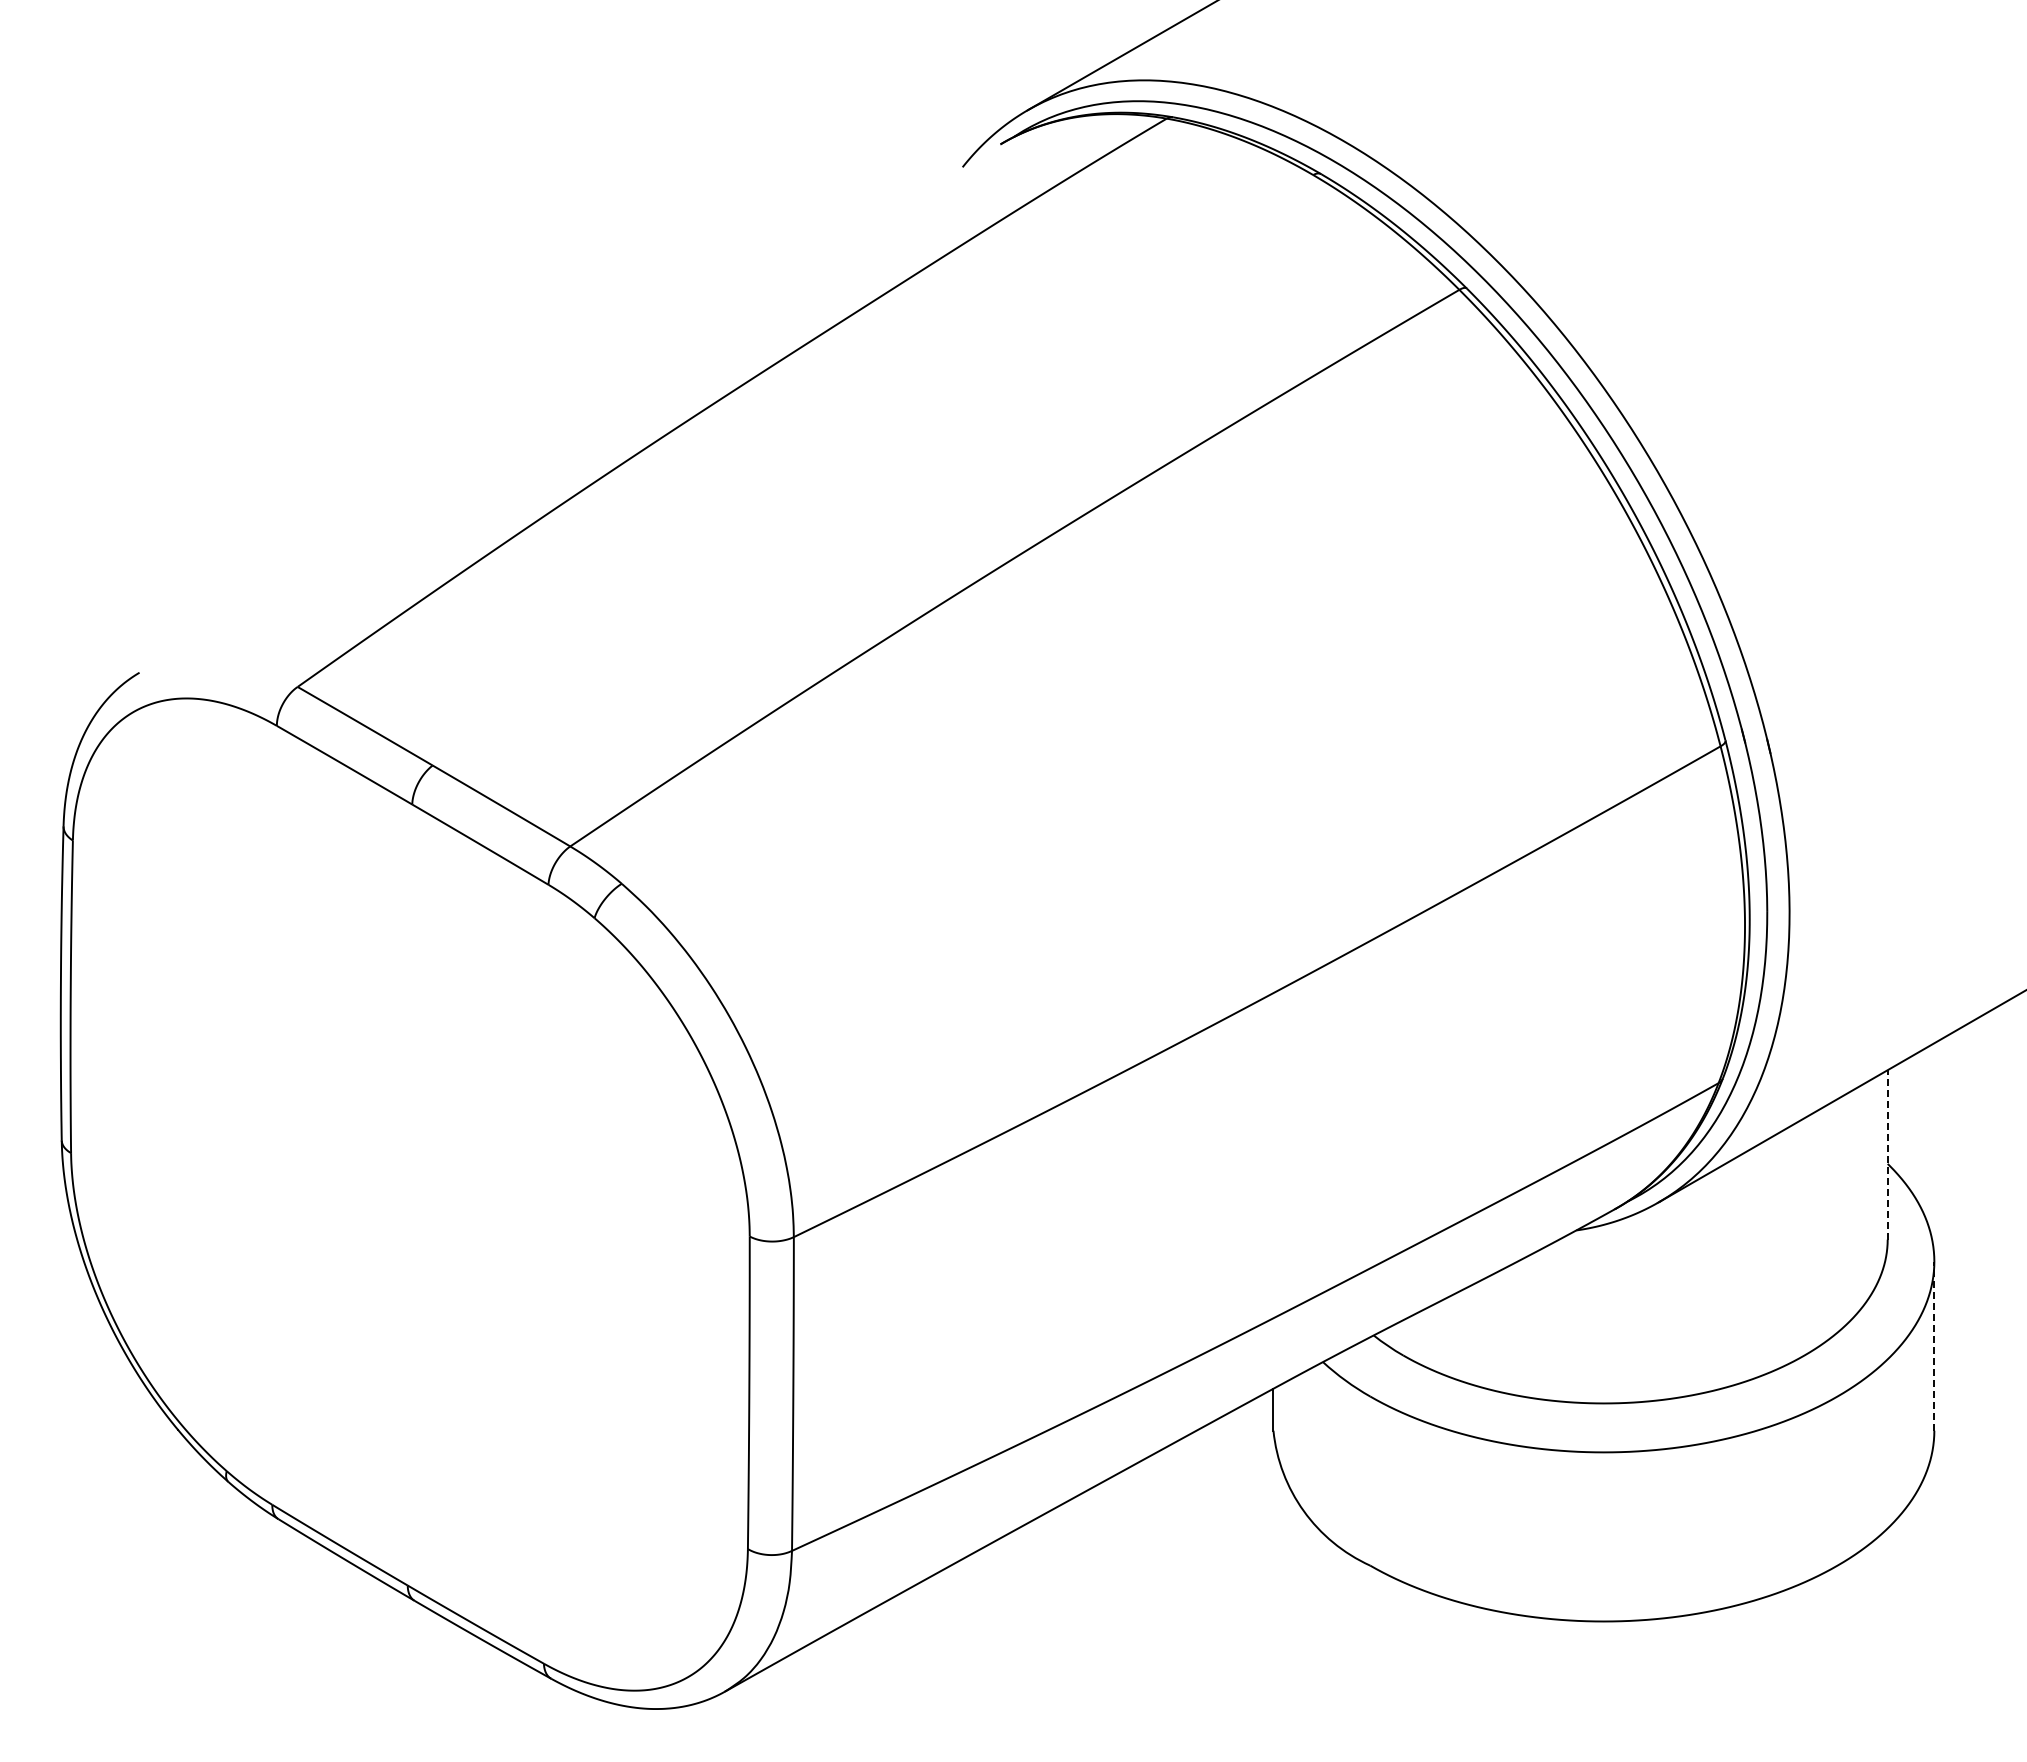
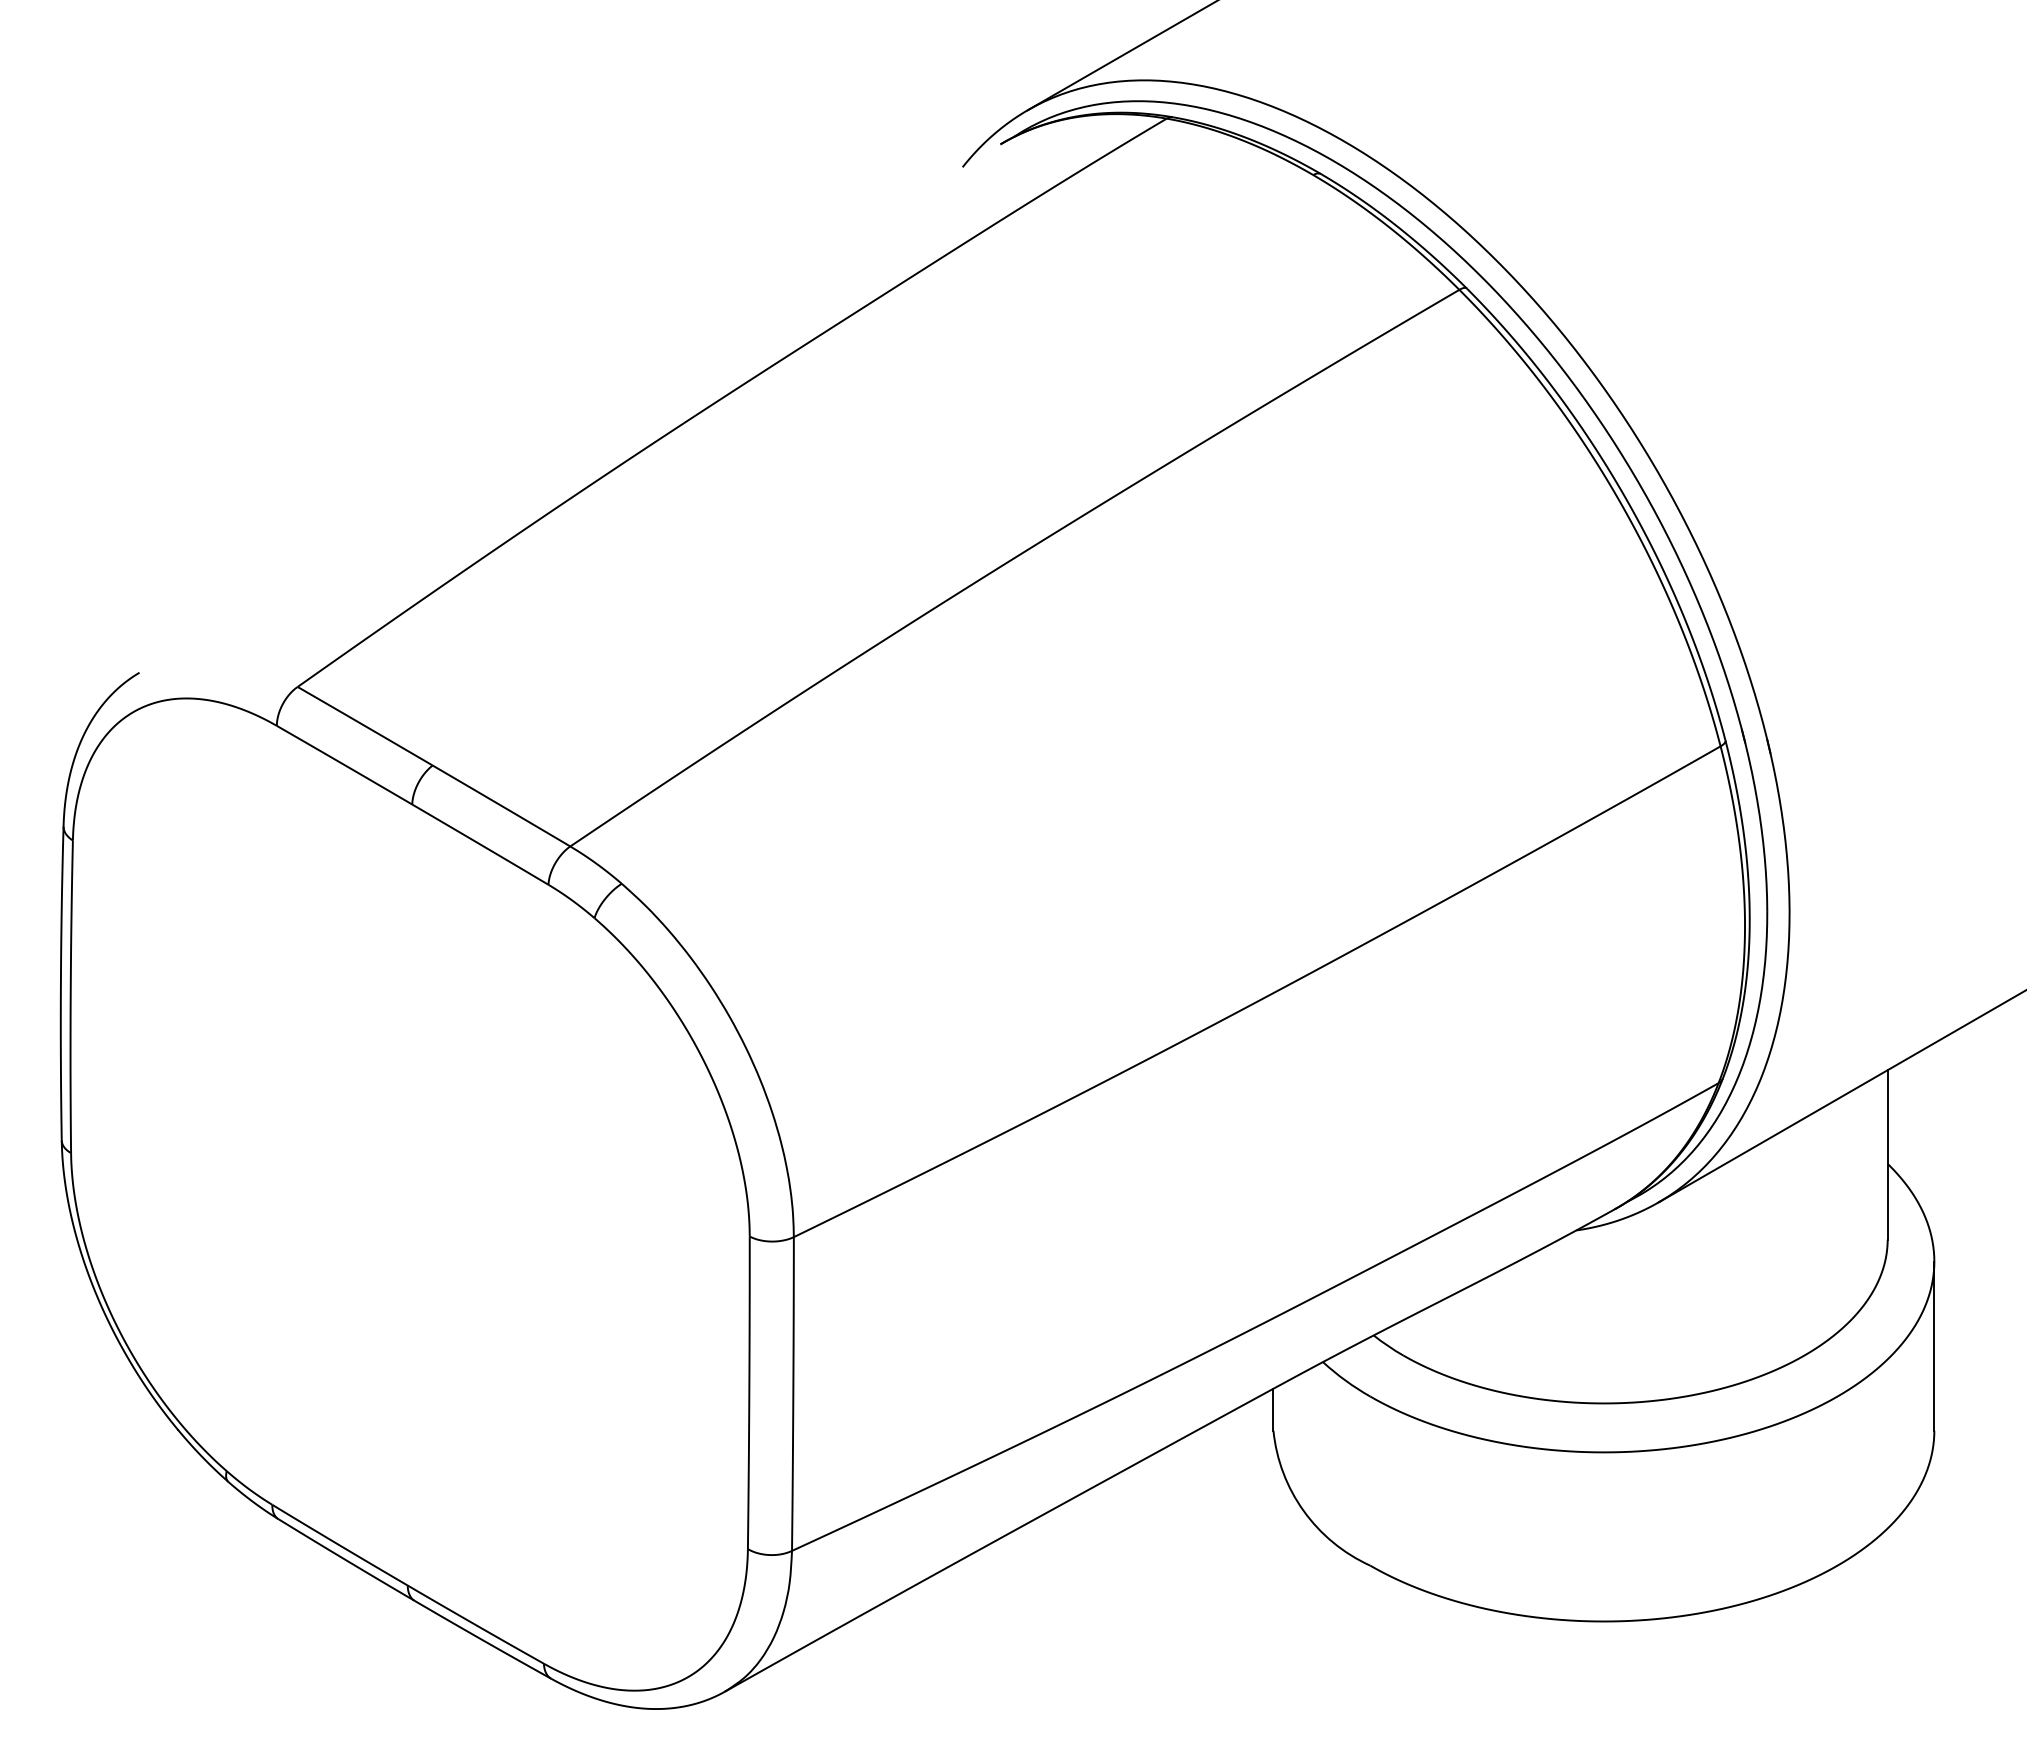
line: dashed -> solid (1887, 1154)
line: dashed -> solid (1934, 1346)
